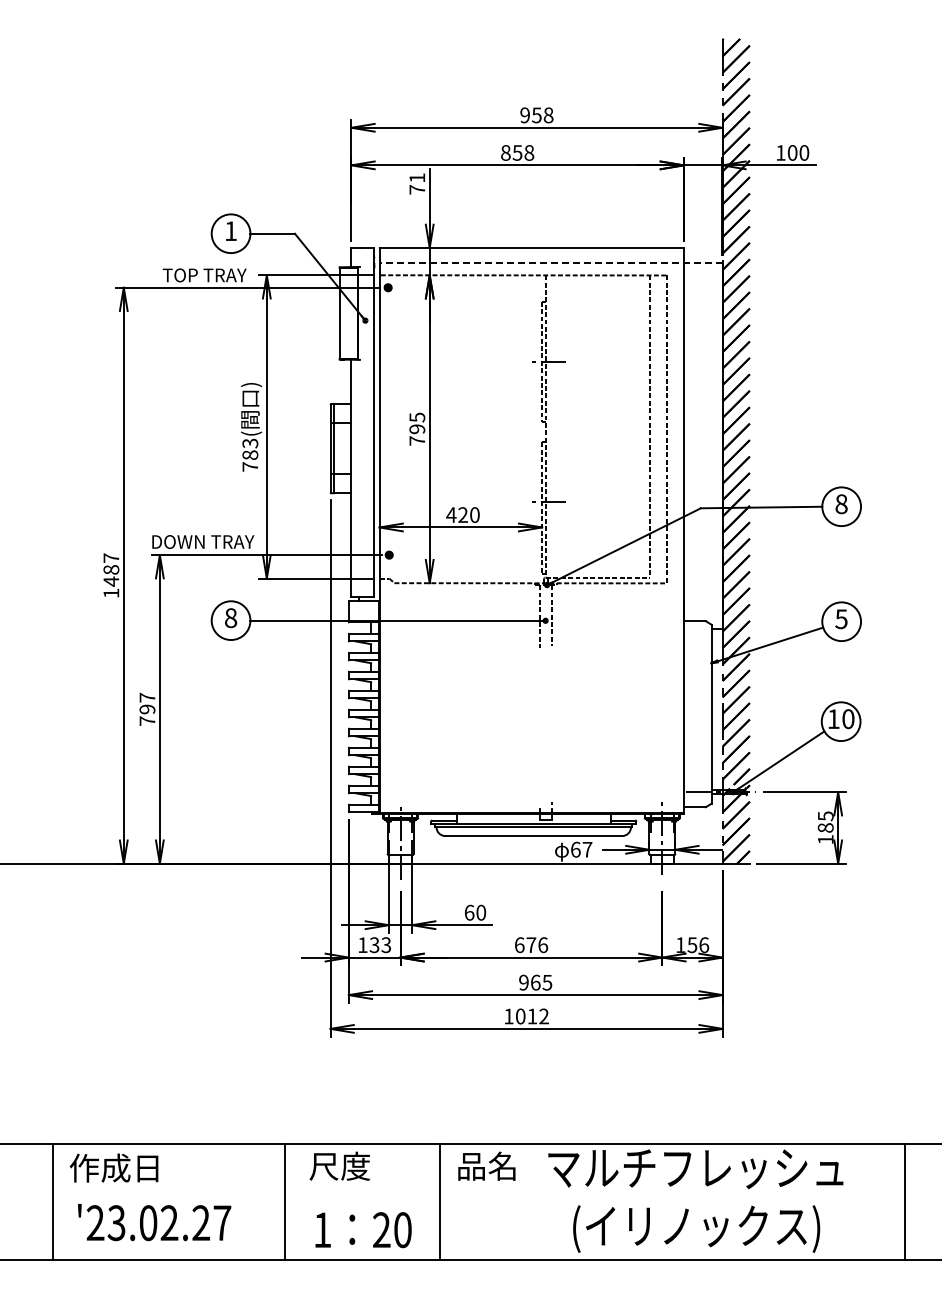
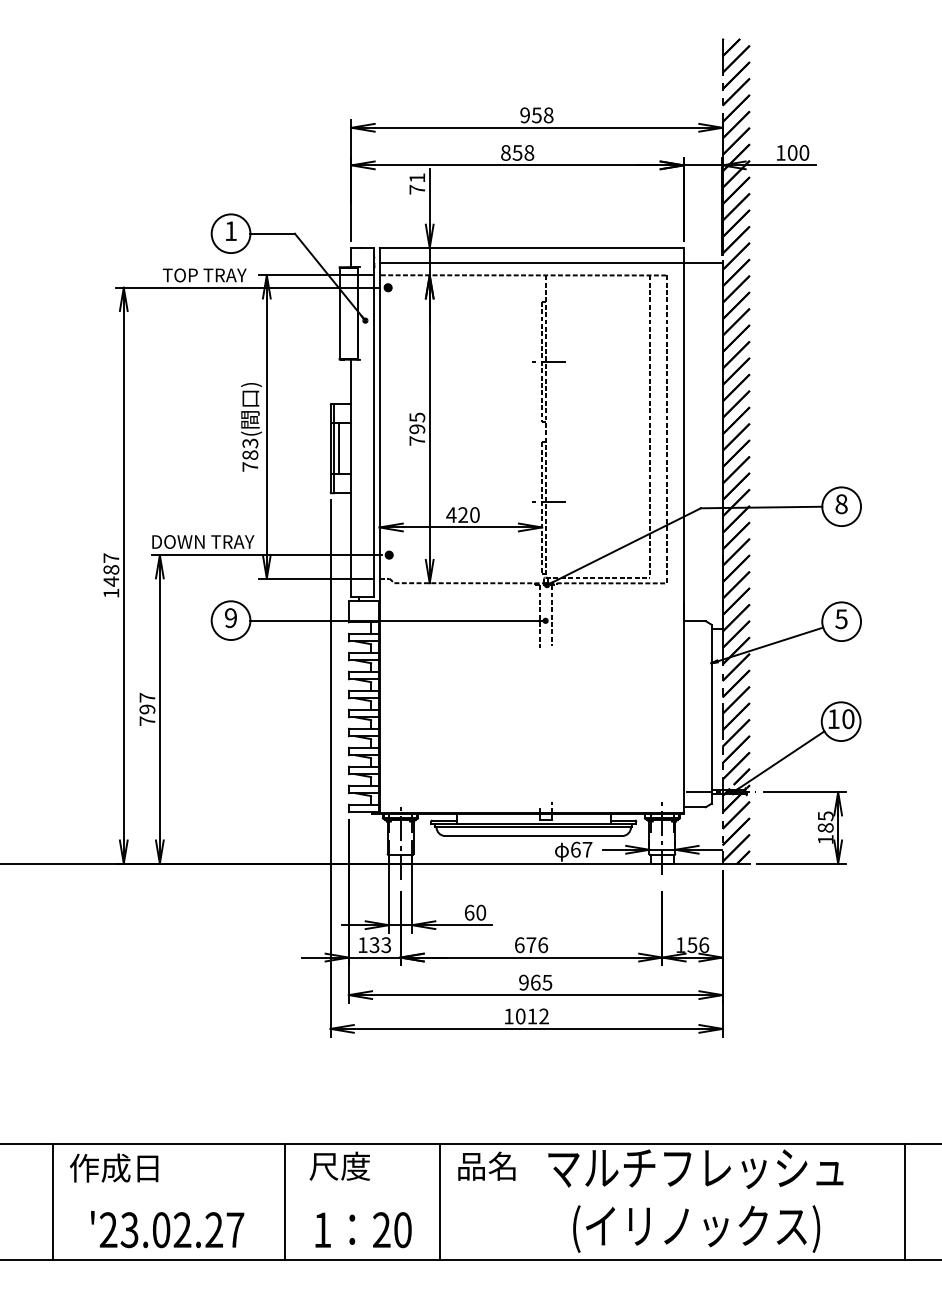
line: dashed -> solid (550, 262)
line: none -> present (339, 448)
text: 8 -> 9 (231, 618)
text position: (154, 1222) -> (167, 1229) (167, 1229)
